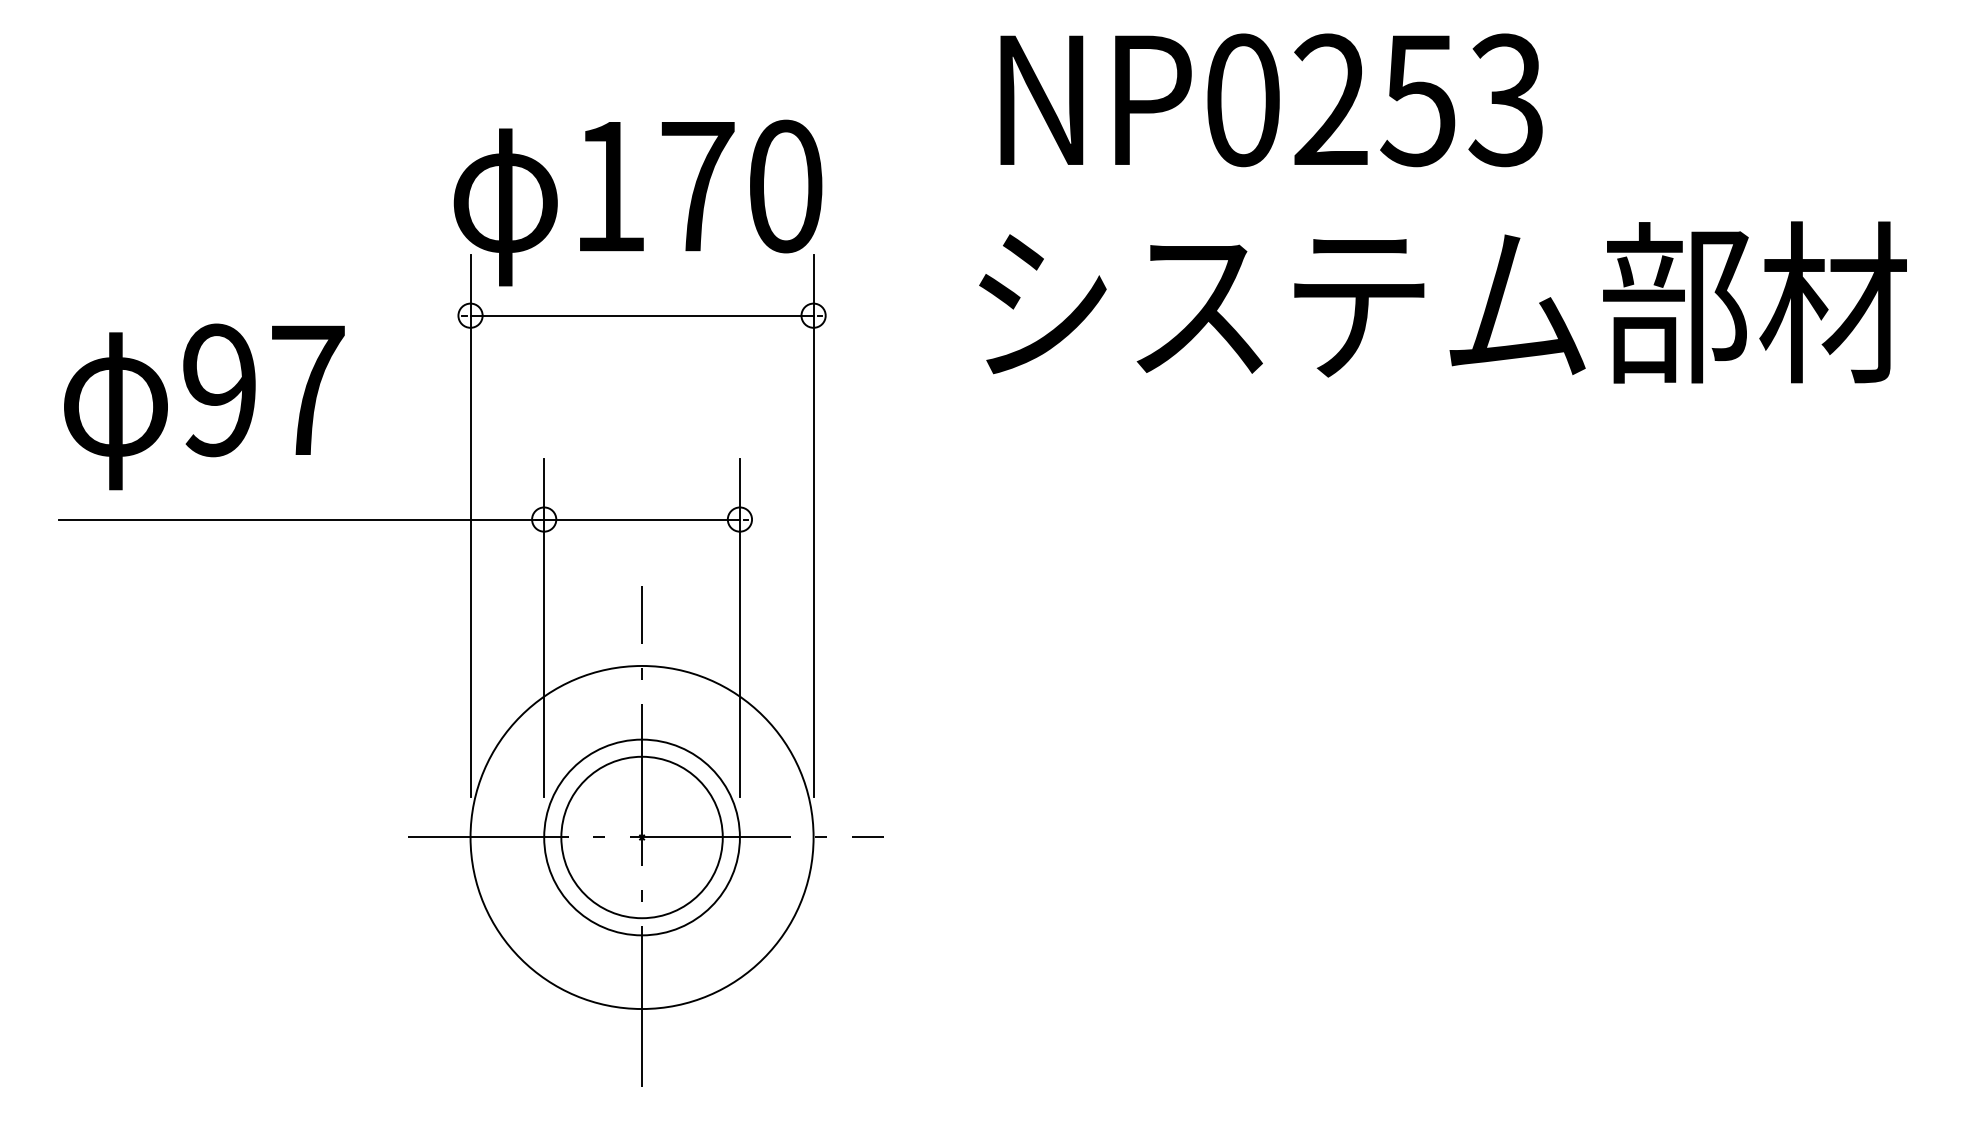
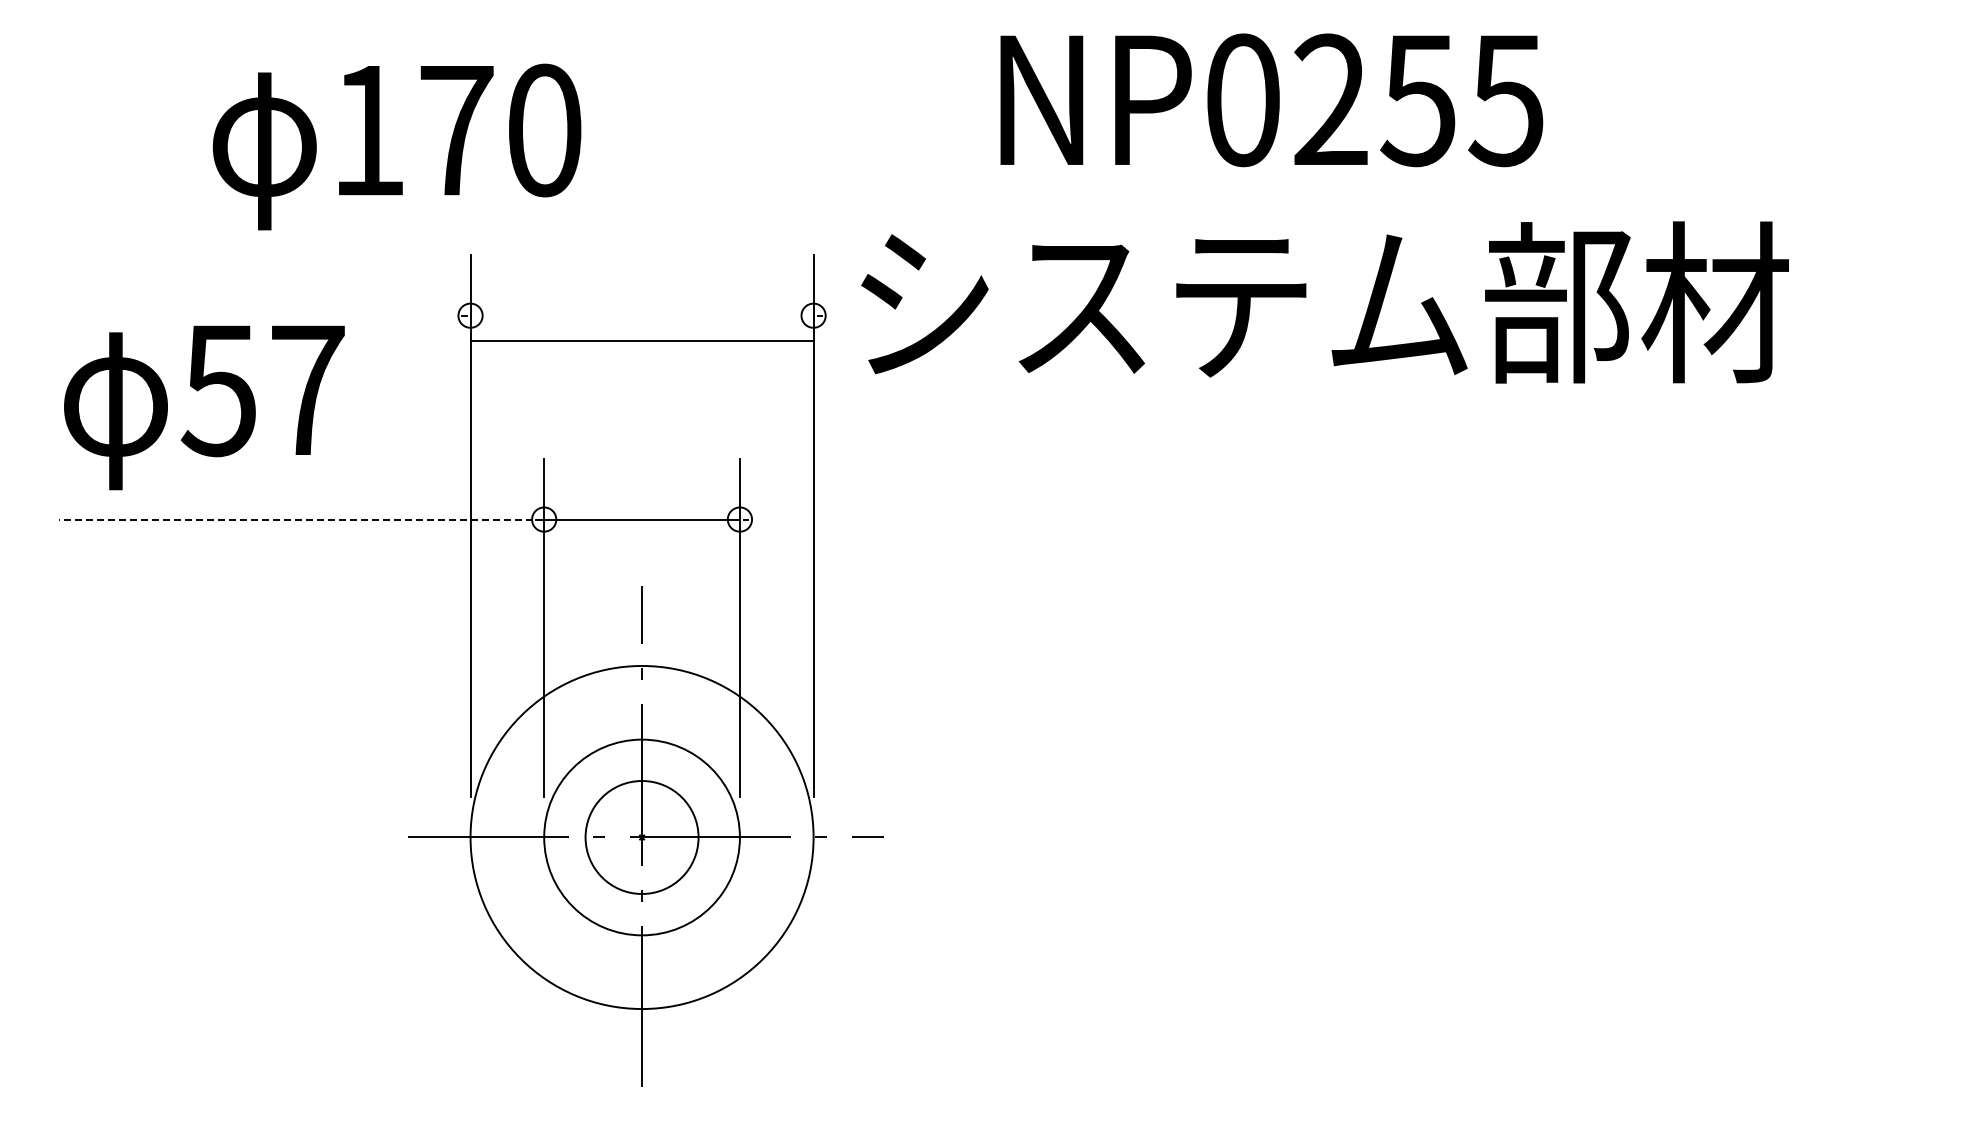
text: NP0253 -> NP0255 (1505, 99)
text position: (637, 202) -> (396, 146) (396, 146)
text position: (1442, 302) -> (1324, 302) (1324, 302)
line position: (641, 315) -> (641, 340) (641, 340)
text: 97 -> 57 (217, 390)
line: solid -> dashed (301, 519)
circle diameter: 161 px -> 113 px (641, 837)
